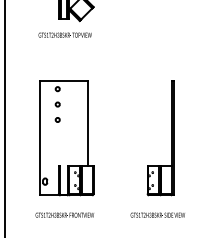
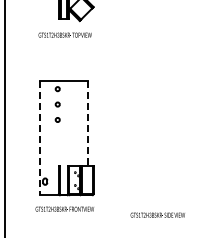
line: solid -> dashed (87, 124)
line: solid -> dashed (40, 137)
part: present -> none (171, 138)
text position: (64, 214) -> (64, 208) (64, 208)
